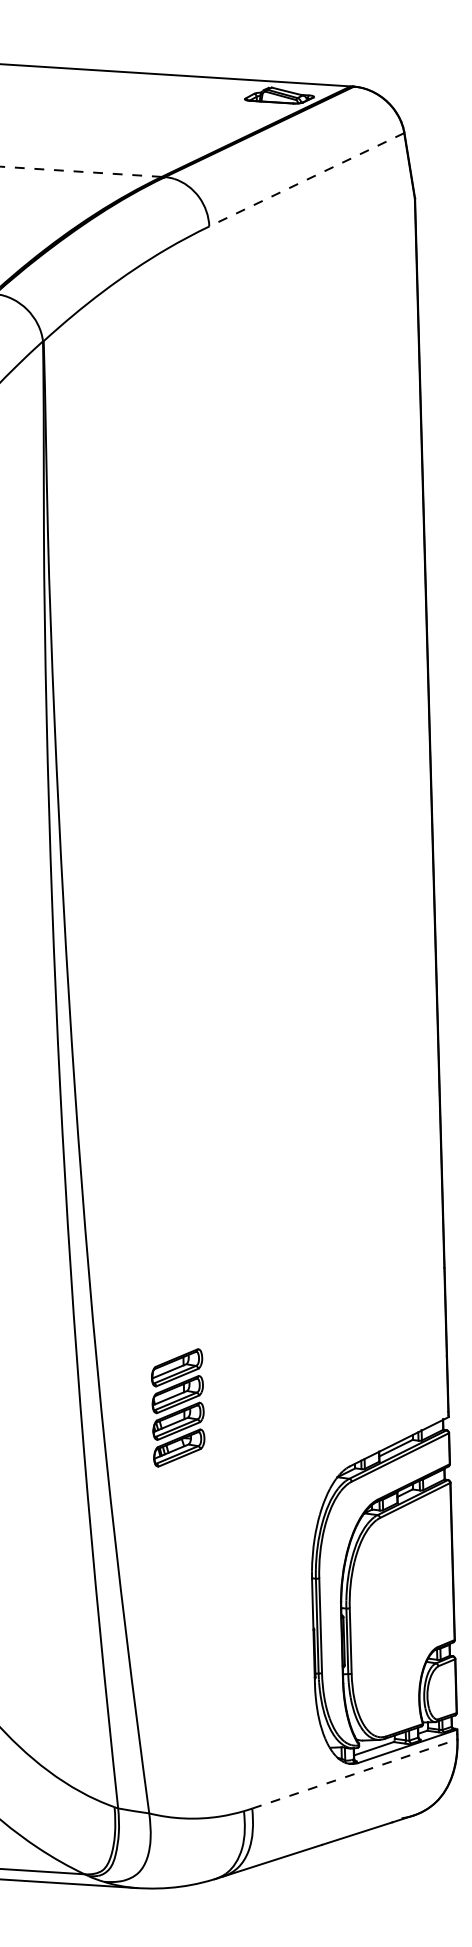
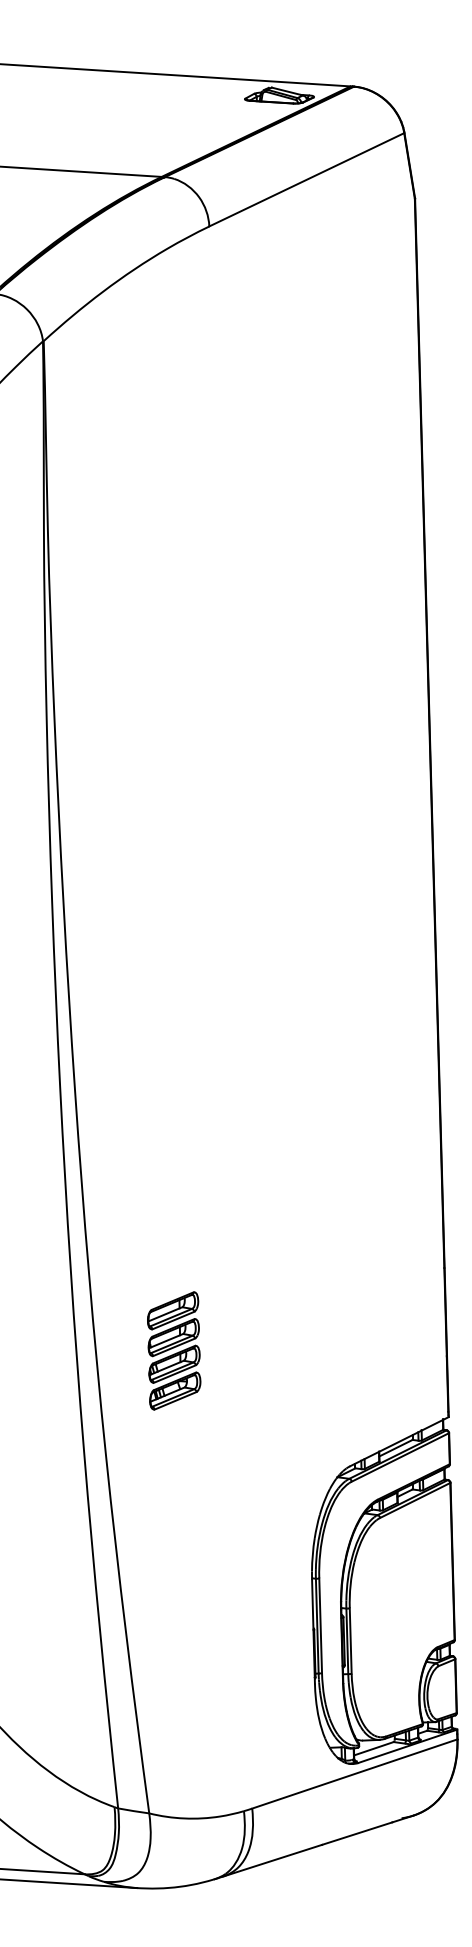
line: dashed -> solid (80, 171)
line: dashed -> solid (306, 180)
part position: (178, 1407) -> (174, 1350) (174, 1350)
line: dashed -> solid (355, 1773)
